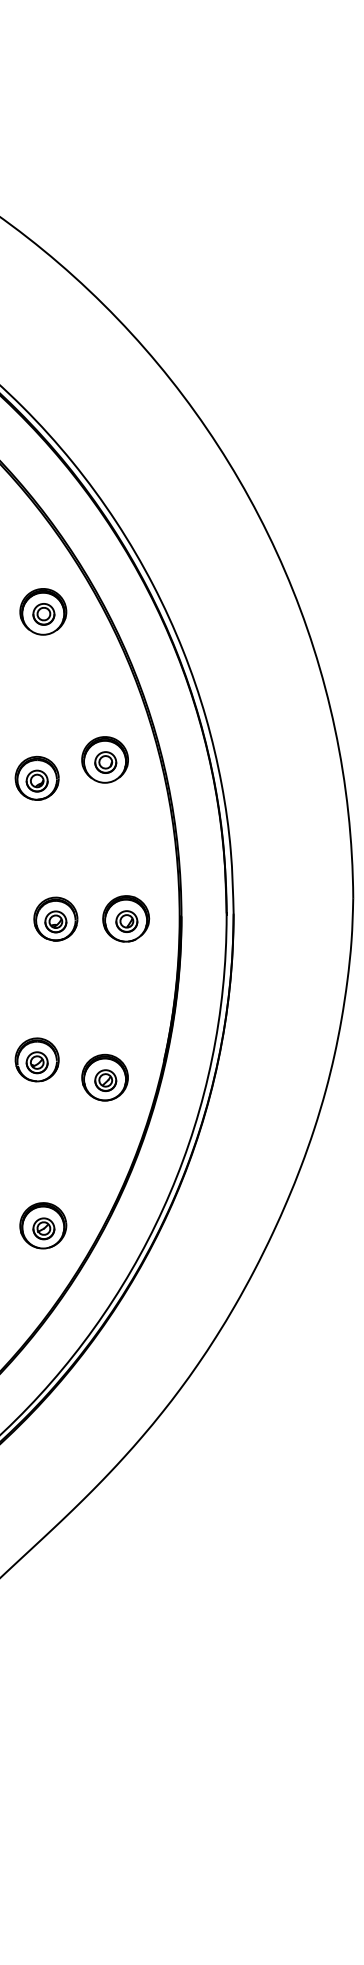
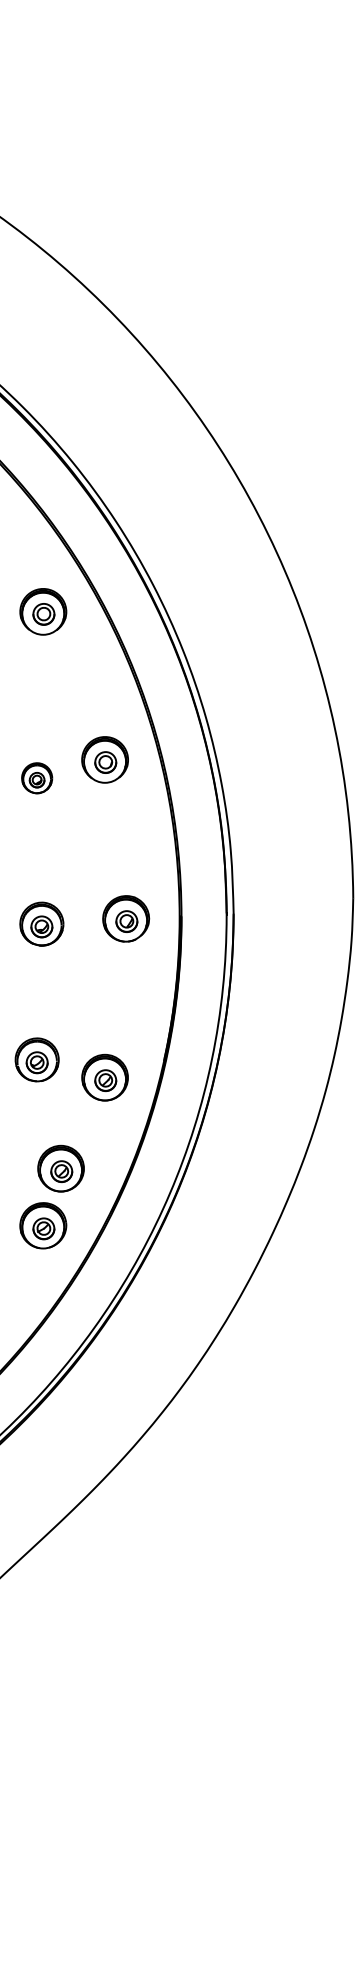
part size: 46x46 px -> 33x33 px (37, 778)
part position: (55, 918) -> (41, 923) (41, 923)
part: none -> present (60, 1168)
